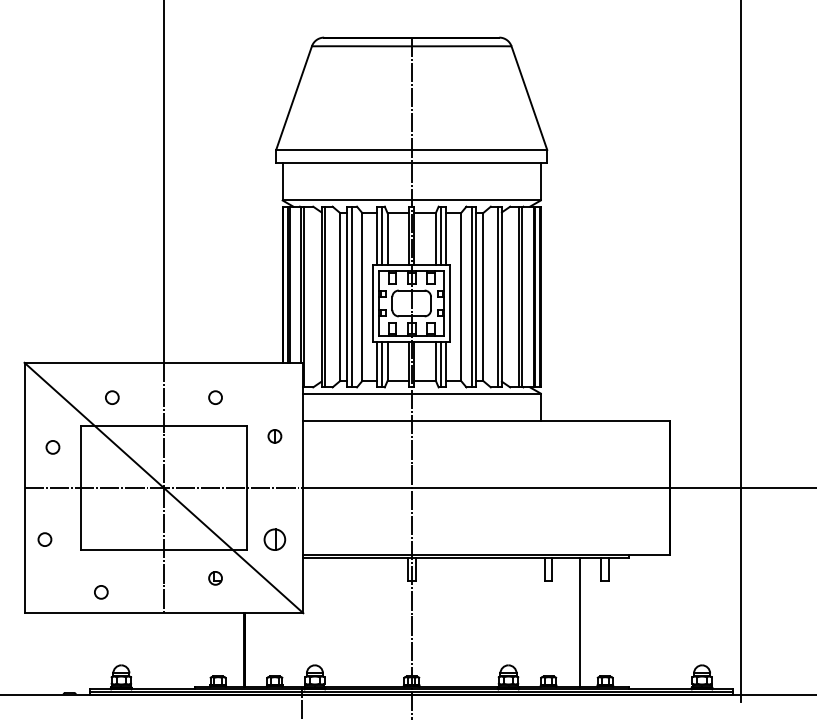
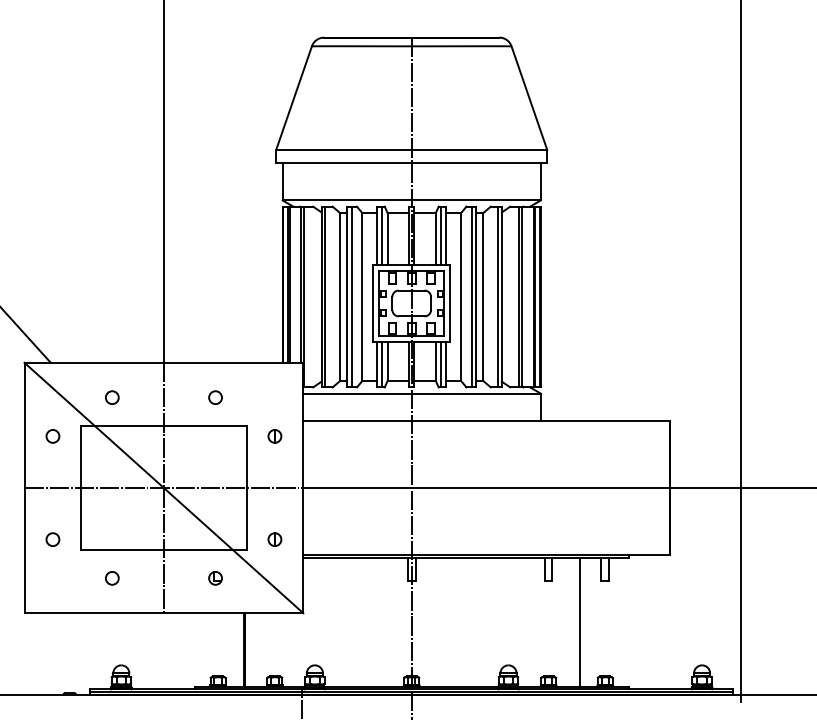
line: none -> present (26, 335)
circle position: (52, 447) -> (52, 436) (52, 436)
circle position: (44, 539) -> (52, 539) (52, 539)
part size: 24x23 px -> 16x15 px (274, 539)
circle position: (101, 592) -> (112, 578) (112, 578)
